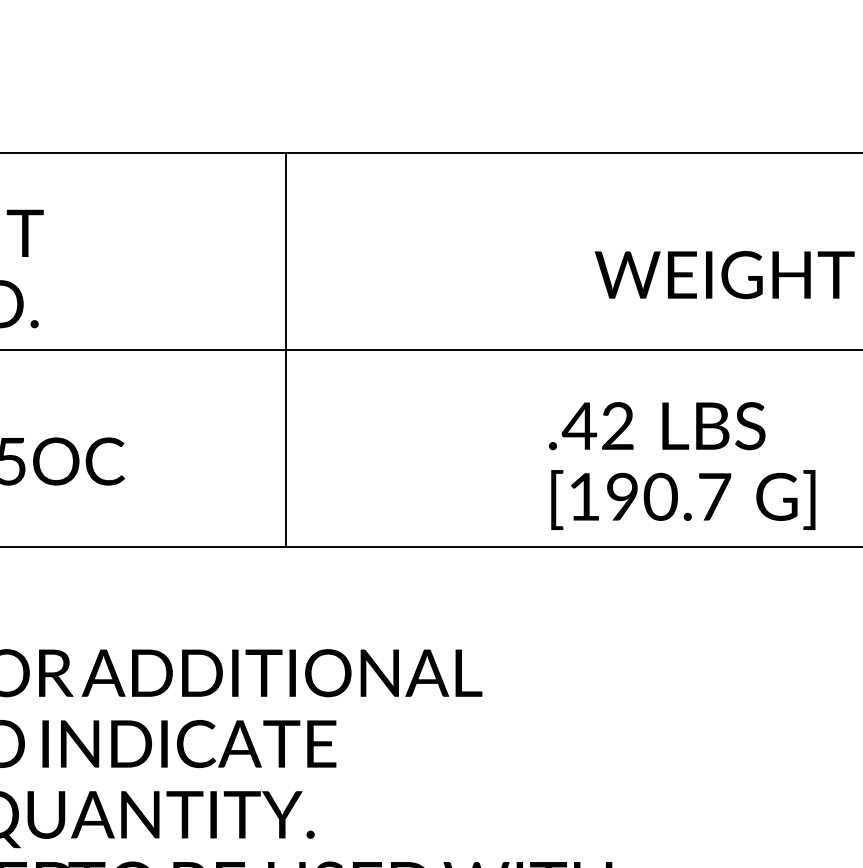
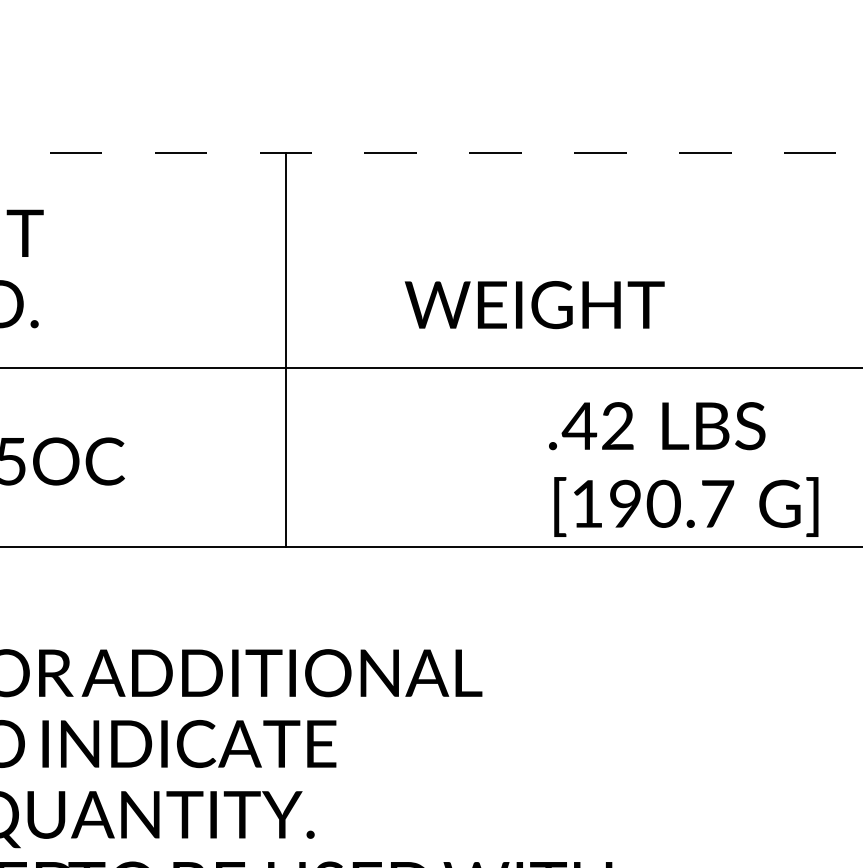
line: solid -> dashed (431, 153)
text position: (724, 275) -> (534, 305) (534, 305)
line position: (430, 349) -> (430, 367) (430, 367)
text position: (683, 499) -> (686, 506) (686, 506)
